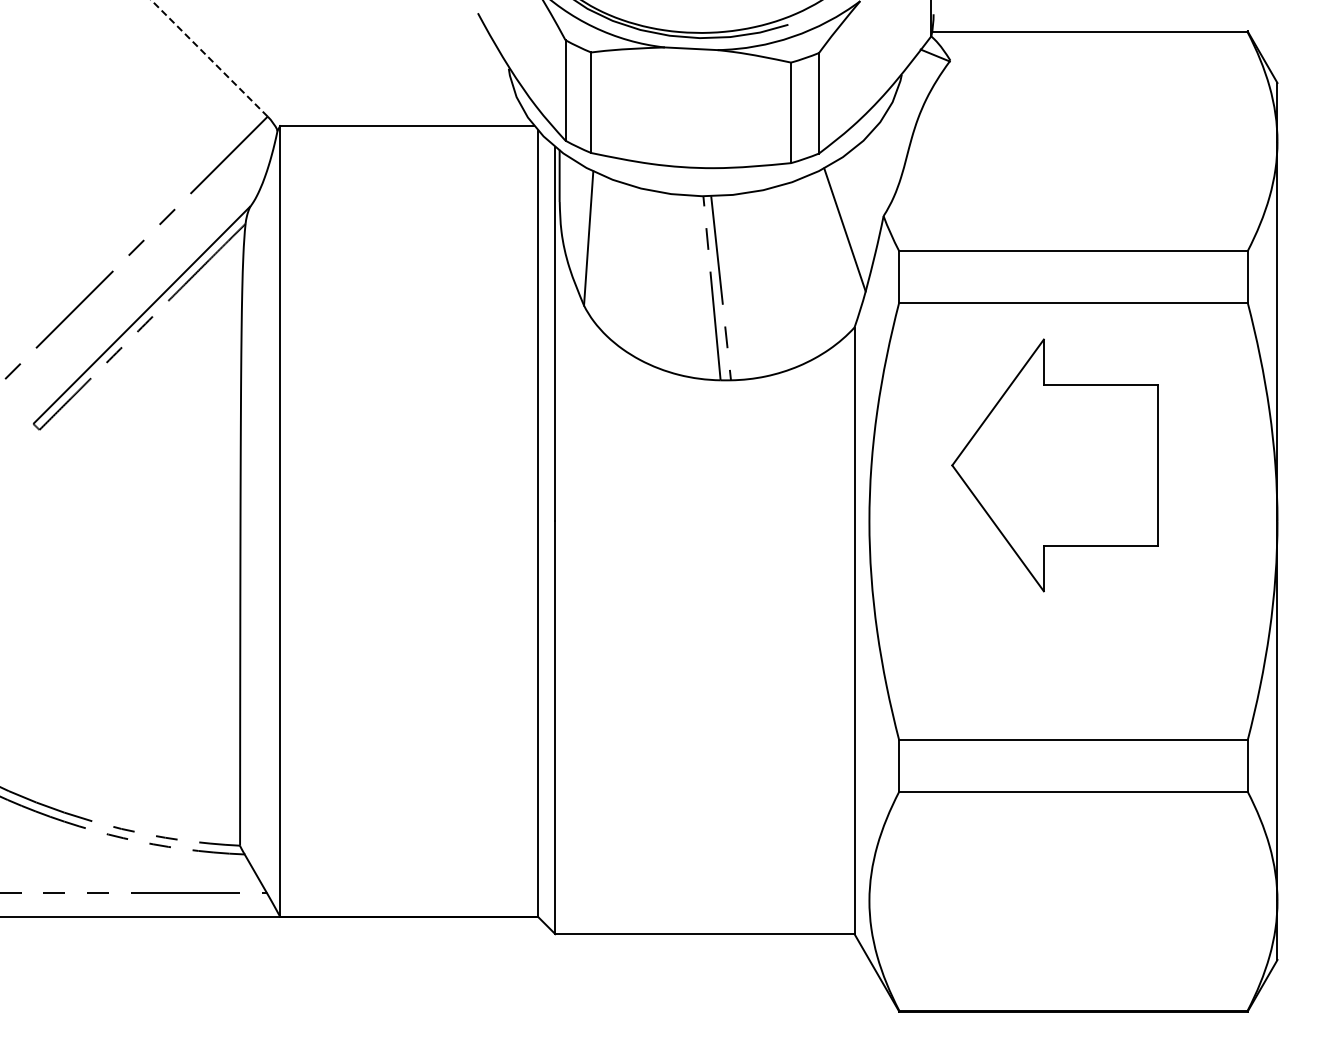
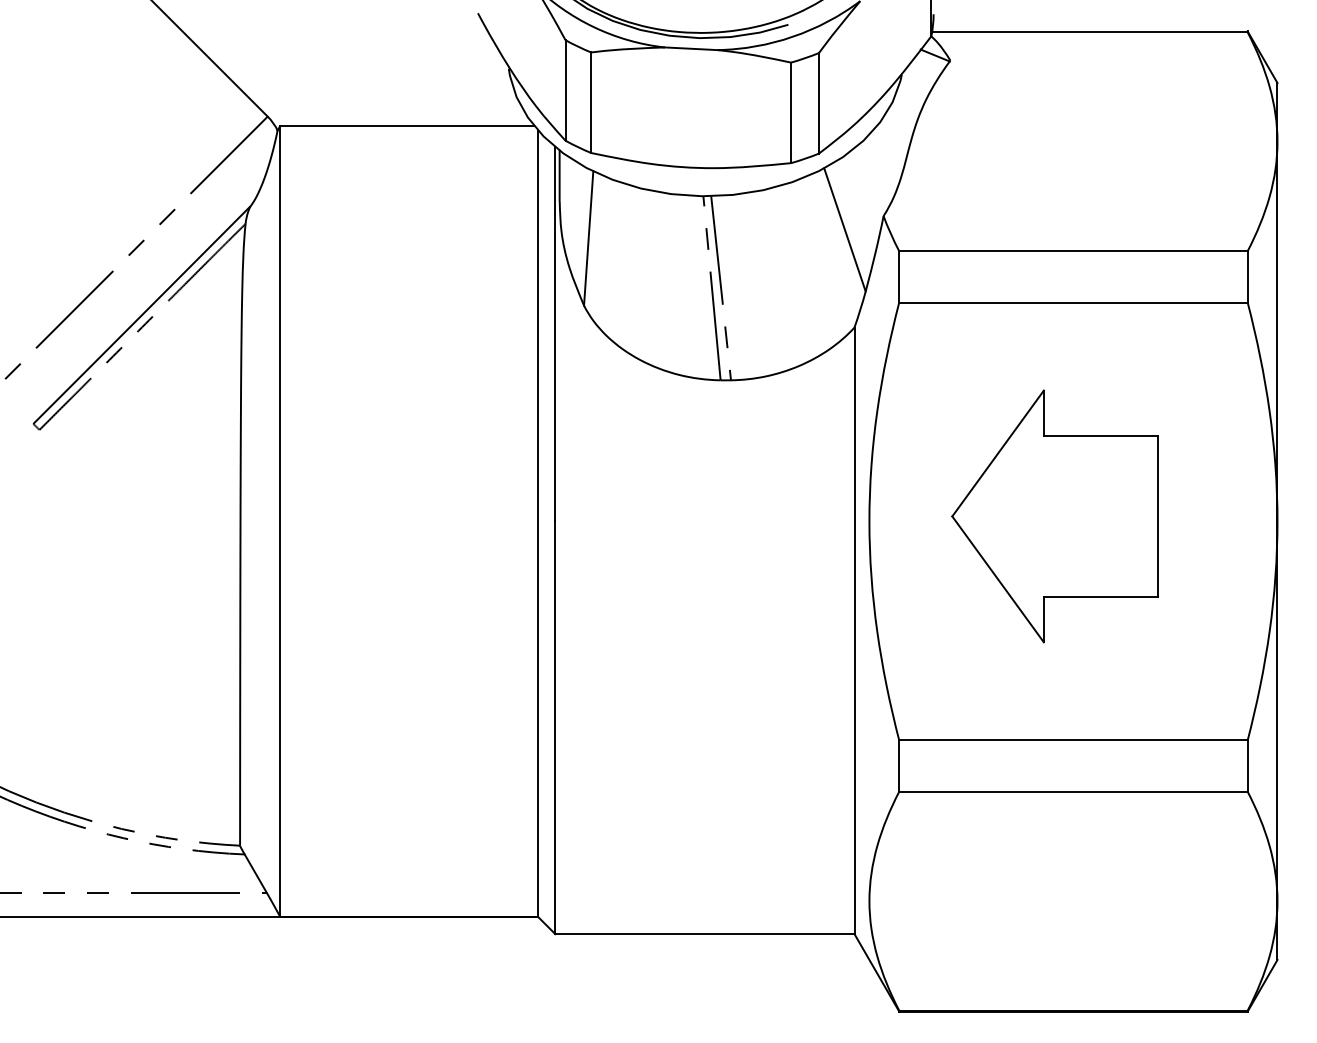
line: dashed -> solid (209, 57)
part position: (1054, 465) -> (1054, 516) (1054, 516)
